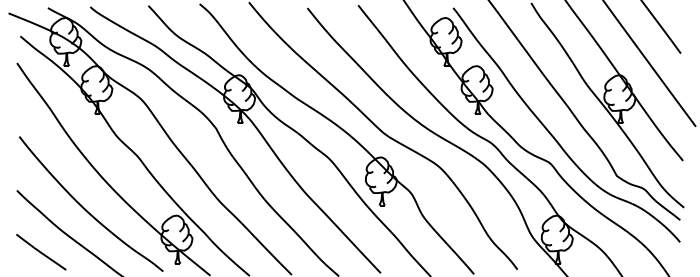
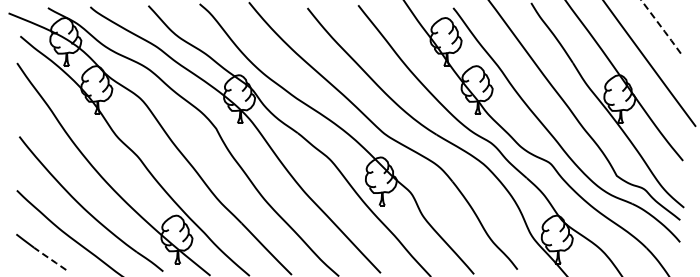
line: solid -> dashed (661, 27)
line: solid -> dashed (49, 258)
